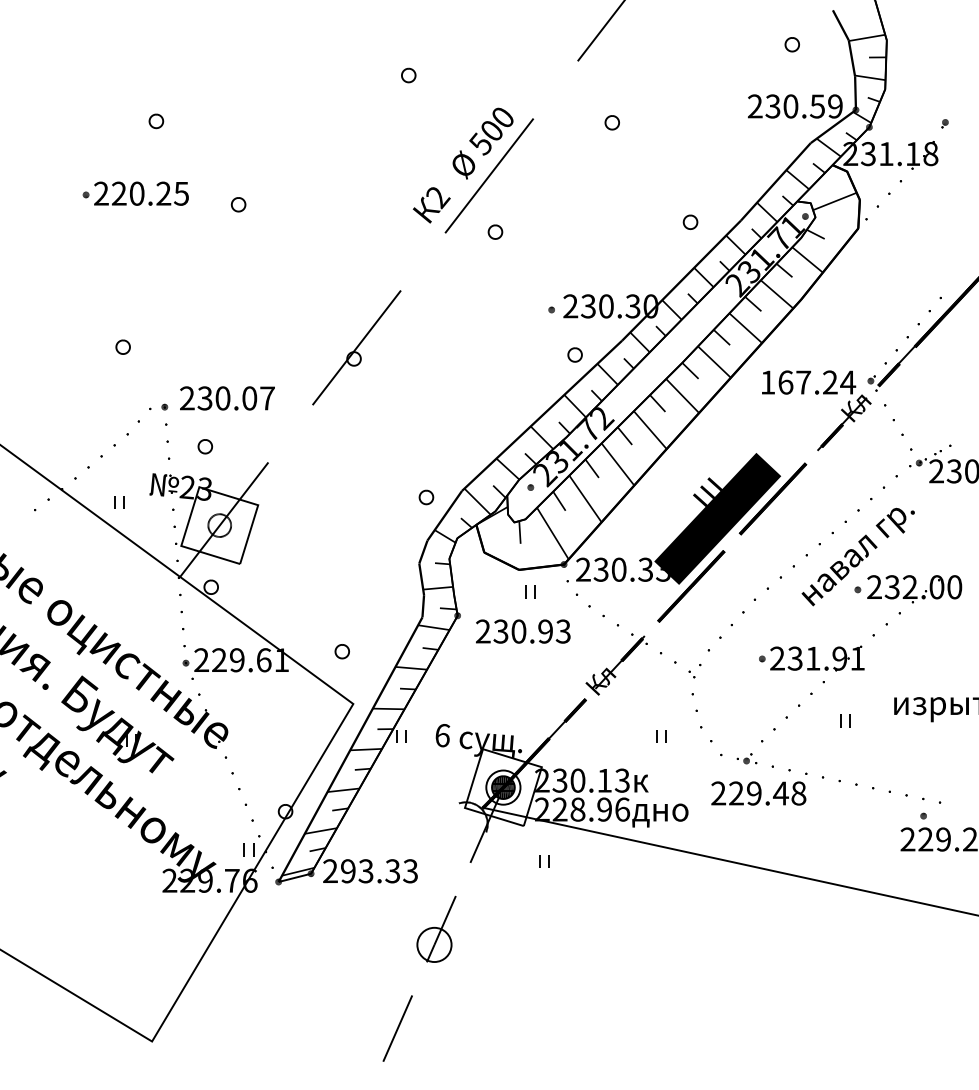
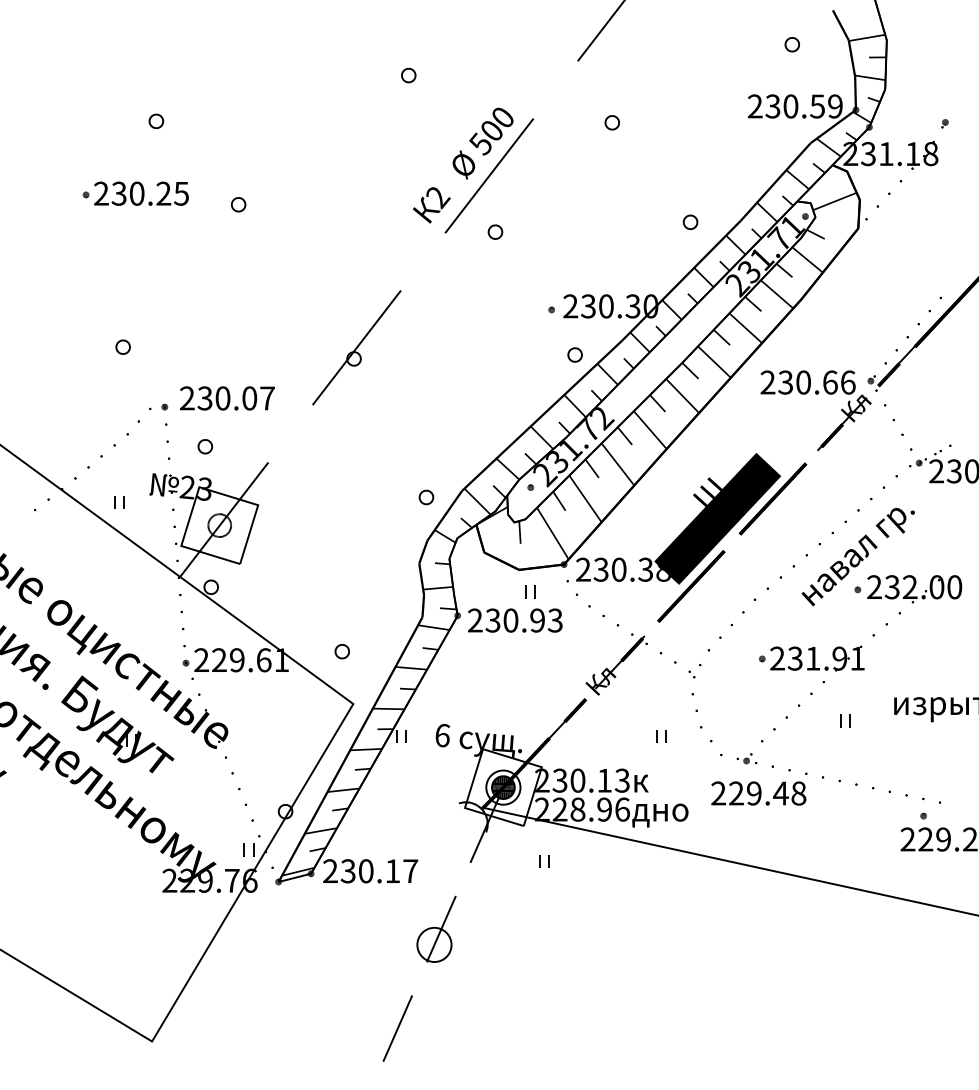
text: 220.25 -> 230.25 (118, 193)
text: 167.24 -> 230.66 (808, 382)
text: 230.33 -> 230.38 (663, 572)
text position: (523, 631) -> (515, 620) (515, 620)
text: 293.33 -> 230.17 (379, 871)
